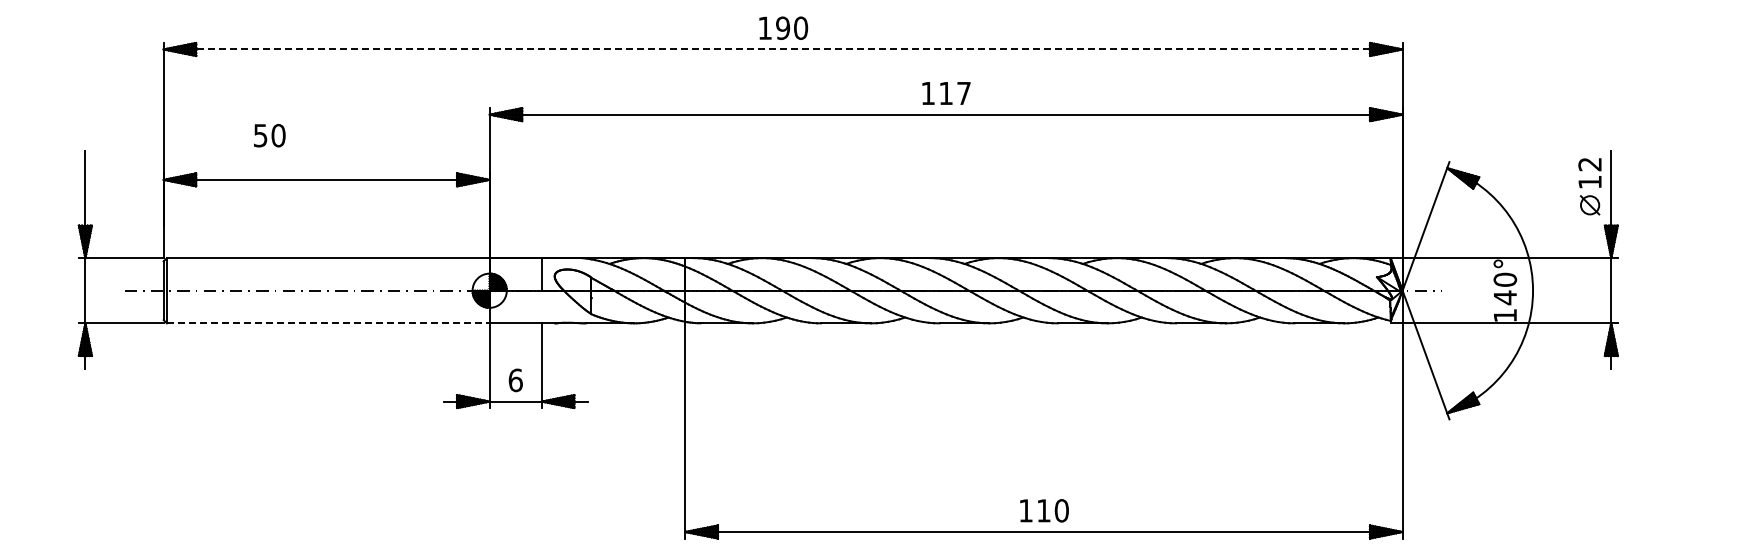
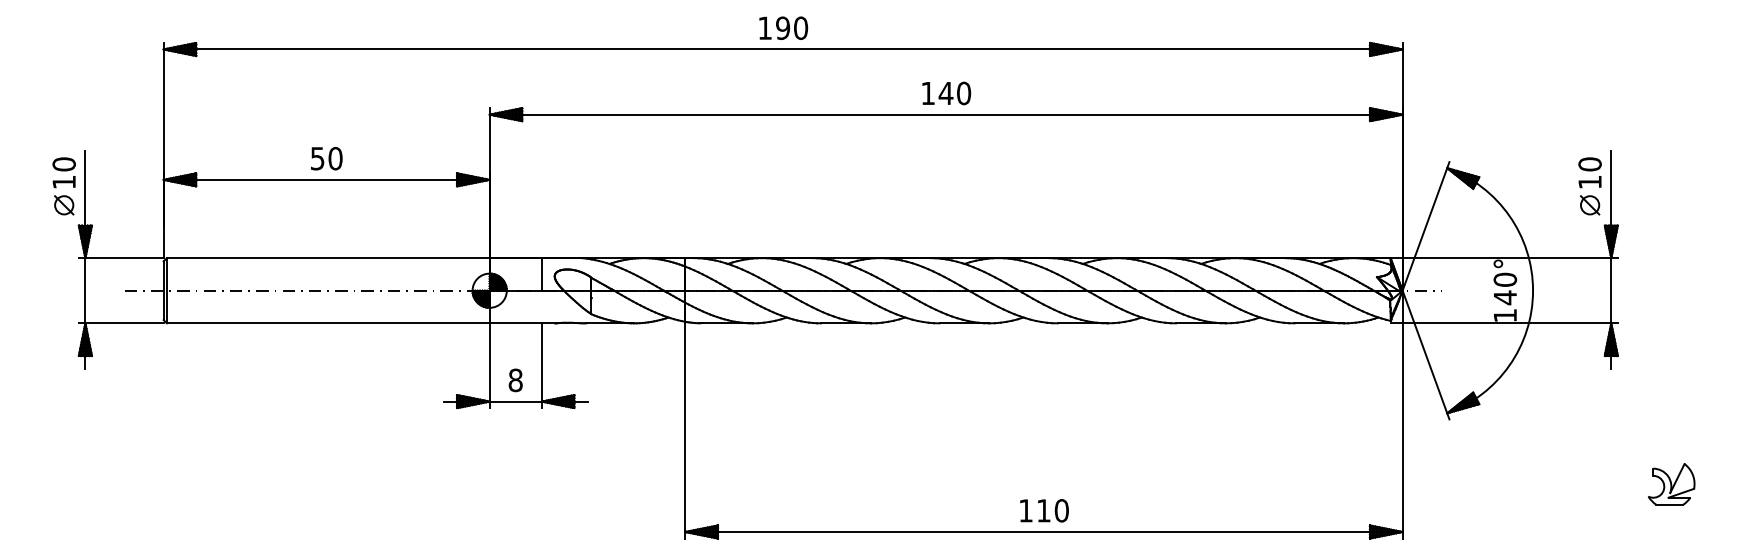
line: dashed -> solid (783, 49)
text: 117 -> 140 (954, 93)
text position: (269, 135) -> (326, 158) (326, 158)
text: 12 -> 10 (1589, 164)
part: none -> present (63, 186)
line: dashed -> solid (328, 323)
text: 6 -> 8 (515, 380)
part: none -> present (1671, 484)
